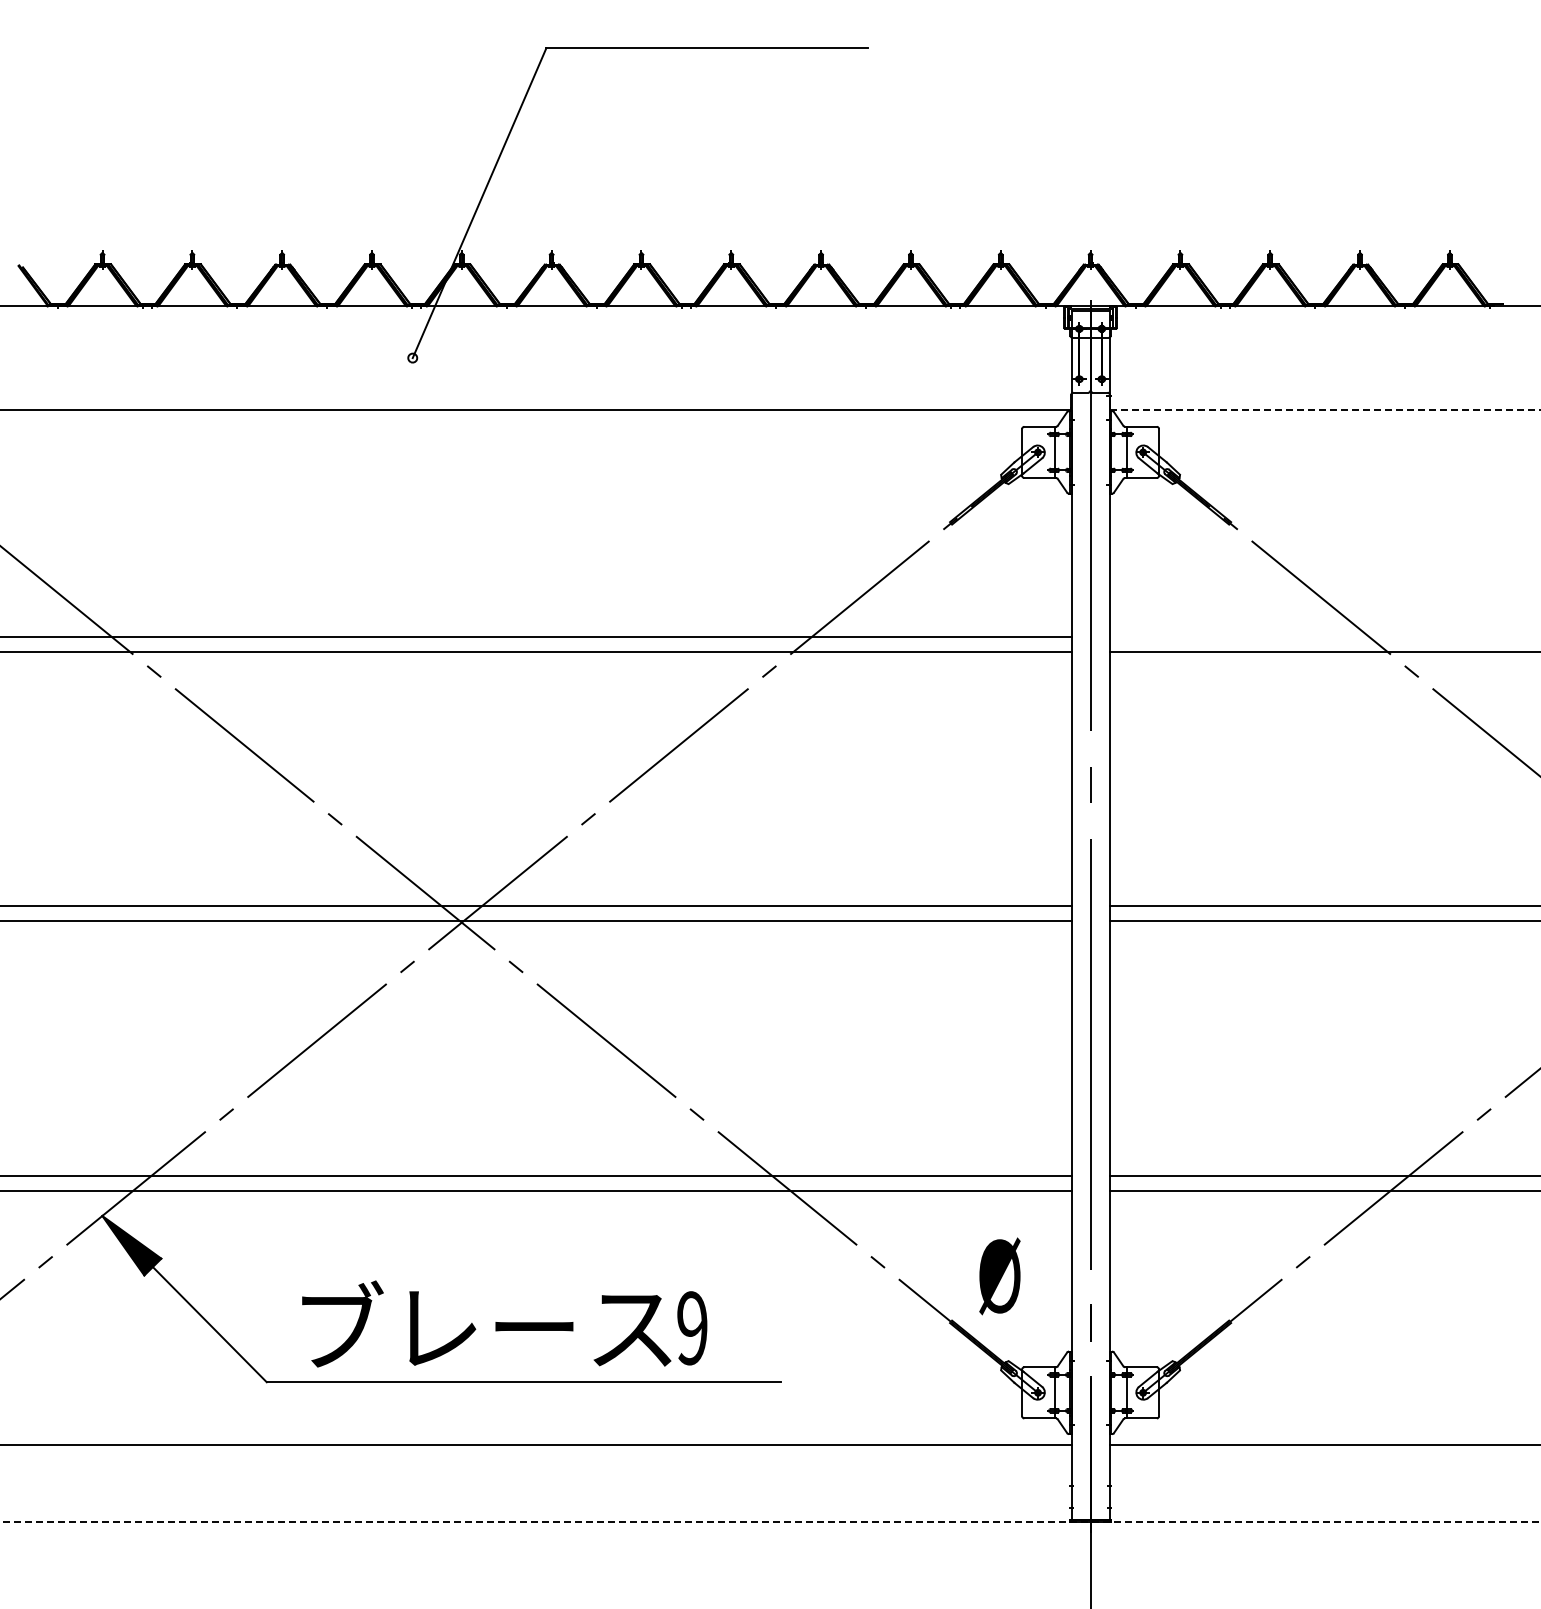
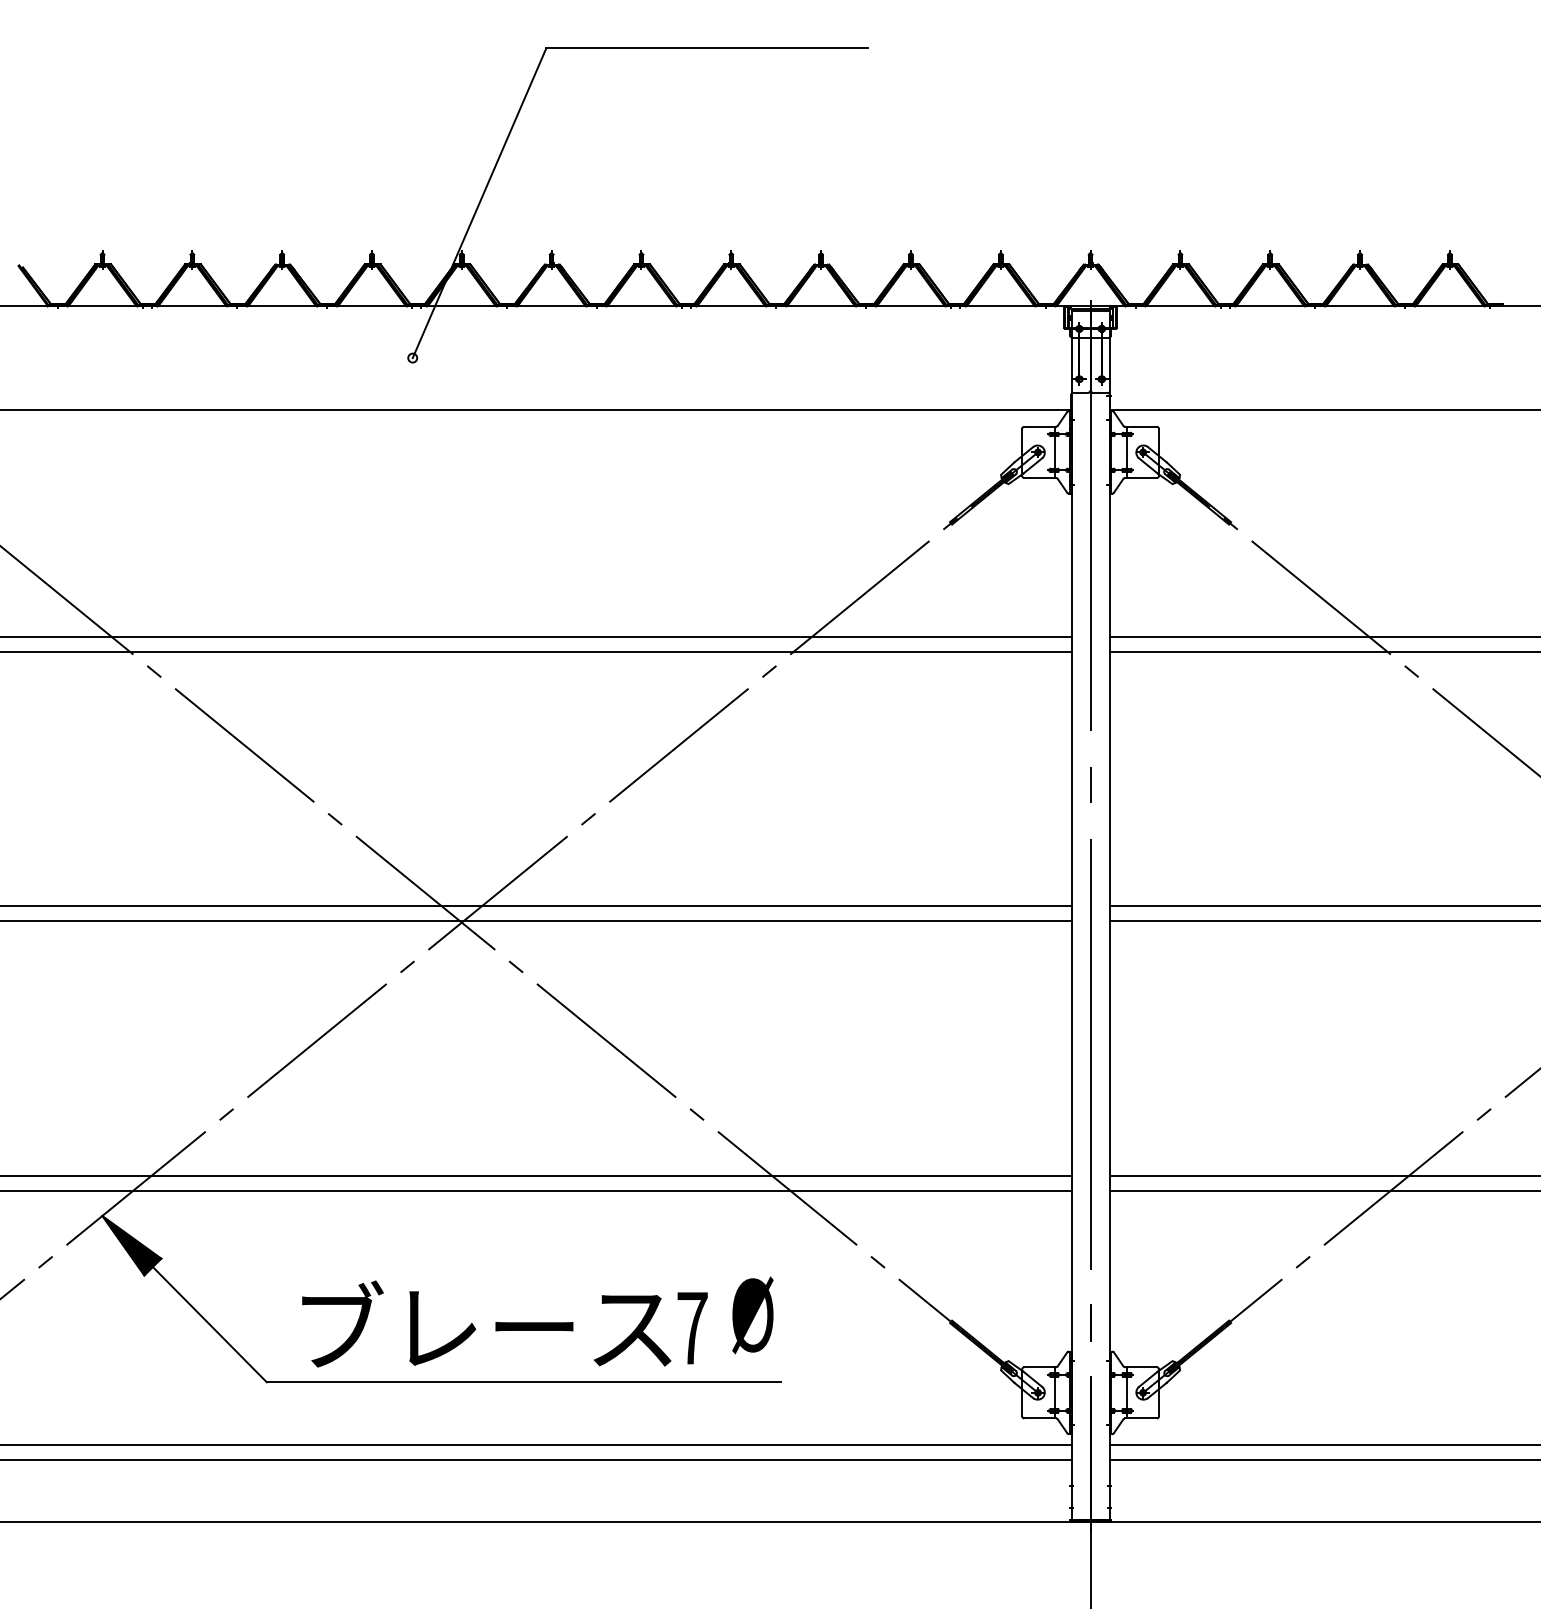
line: dashed -> solid (1325, 409)
line: none -> present (1323, 637)
text position: (999, 1276) -> (752, 1315) (752, 1315)
text: 9 -> 7 (692, 1328)
line: none -> present (536, 1460)
line: none -> present (1323, 1460)
line: dashed -> solid (770, 1522)
